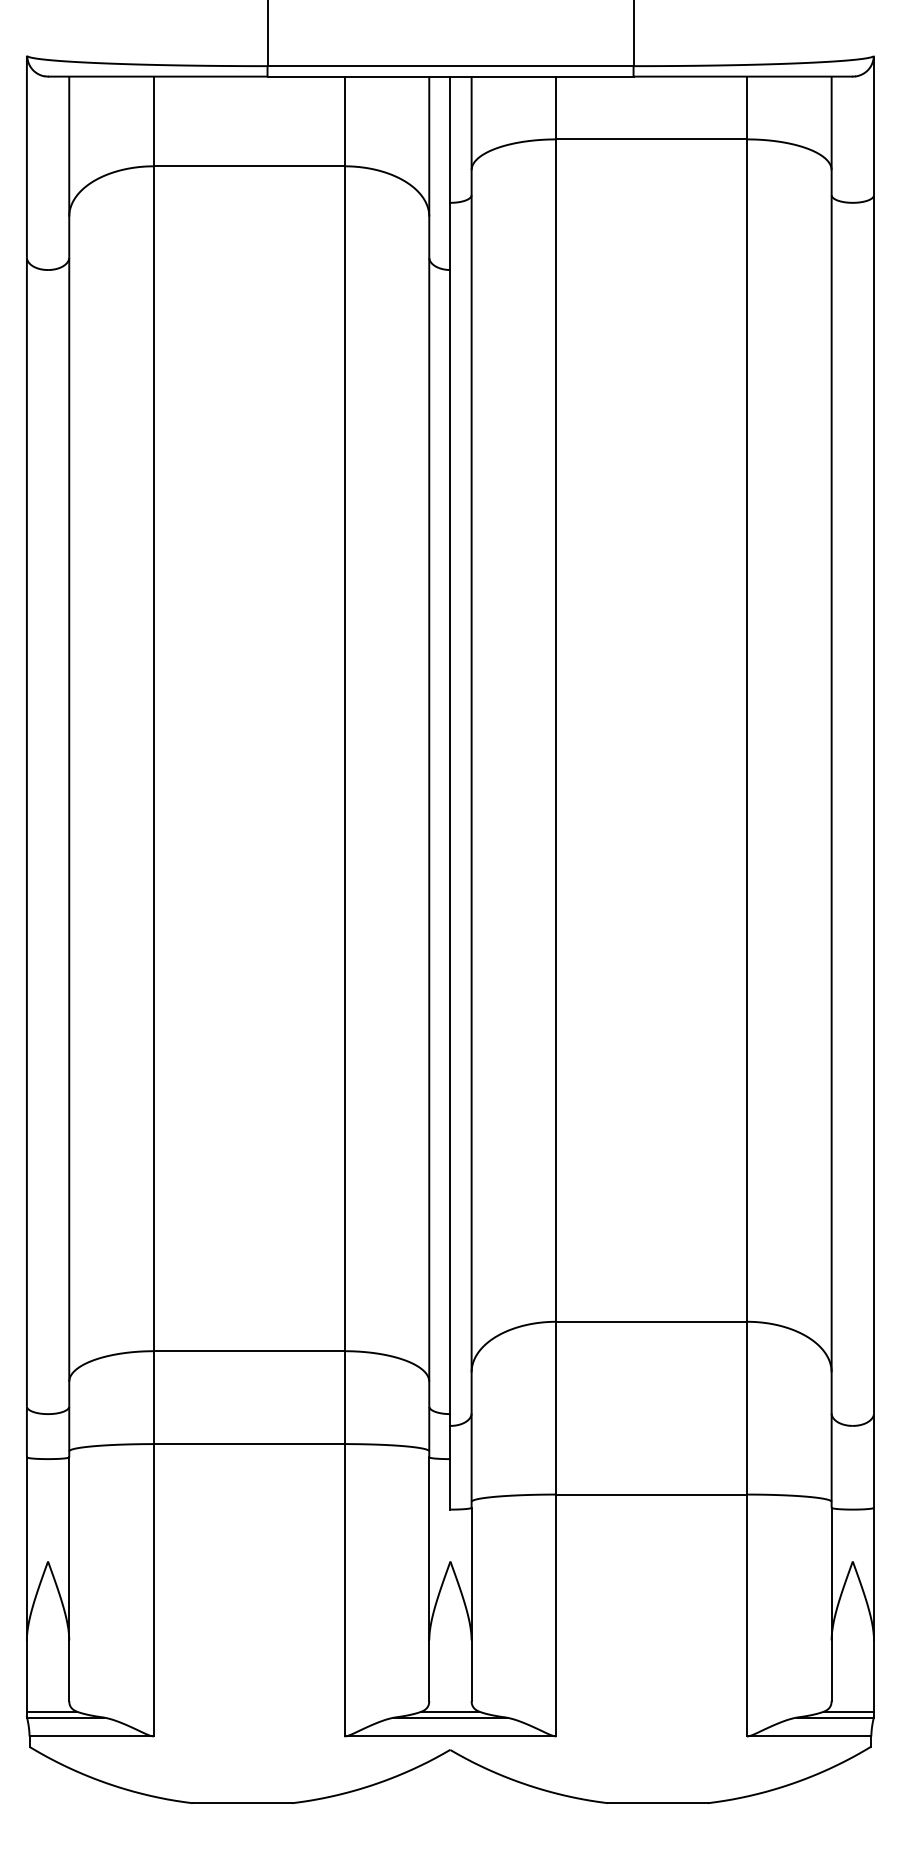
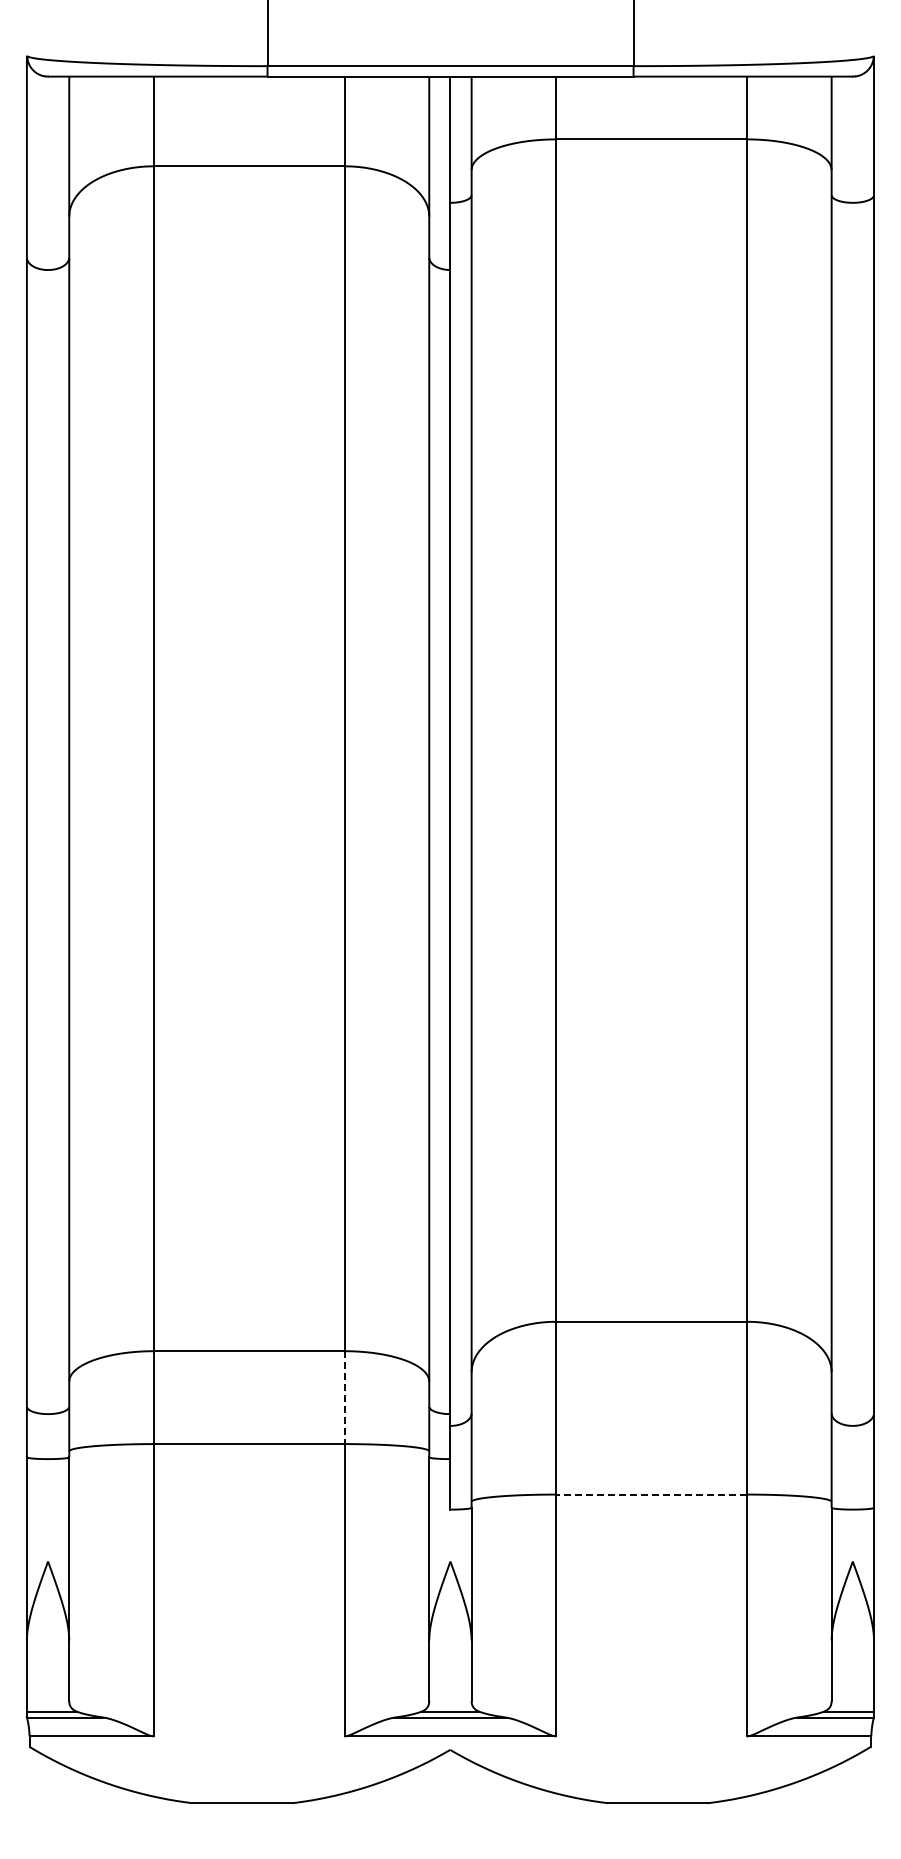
line: solid -> dashed (344, 1398)
line: solid -> dashed (651, 1494)
